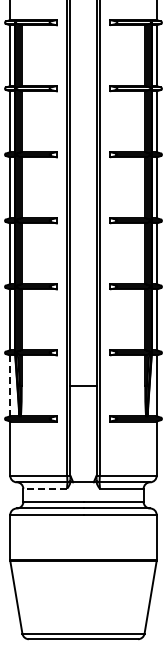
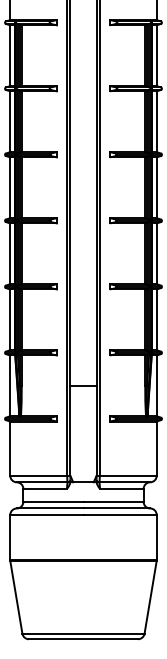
line: dashed -> solid (10, 386)
line: dashed -> solid (45, 488)
